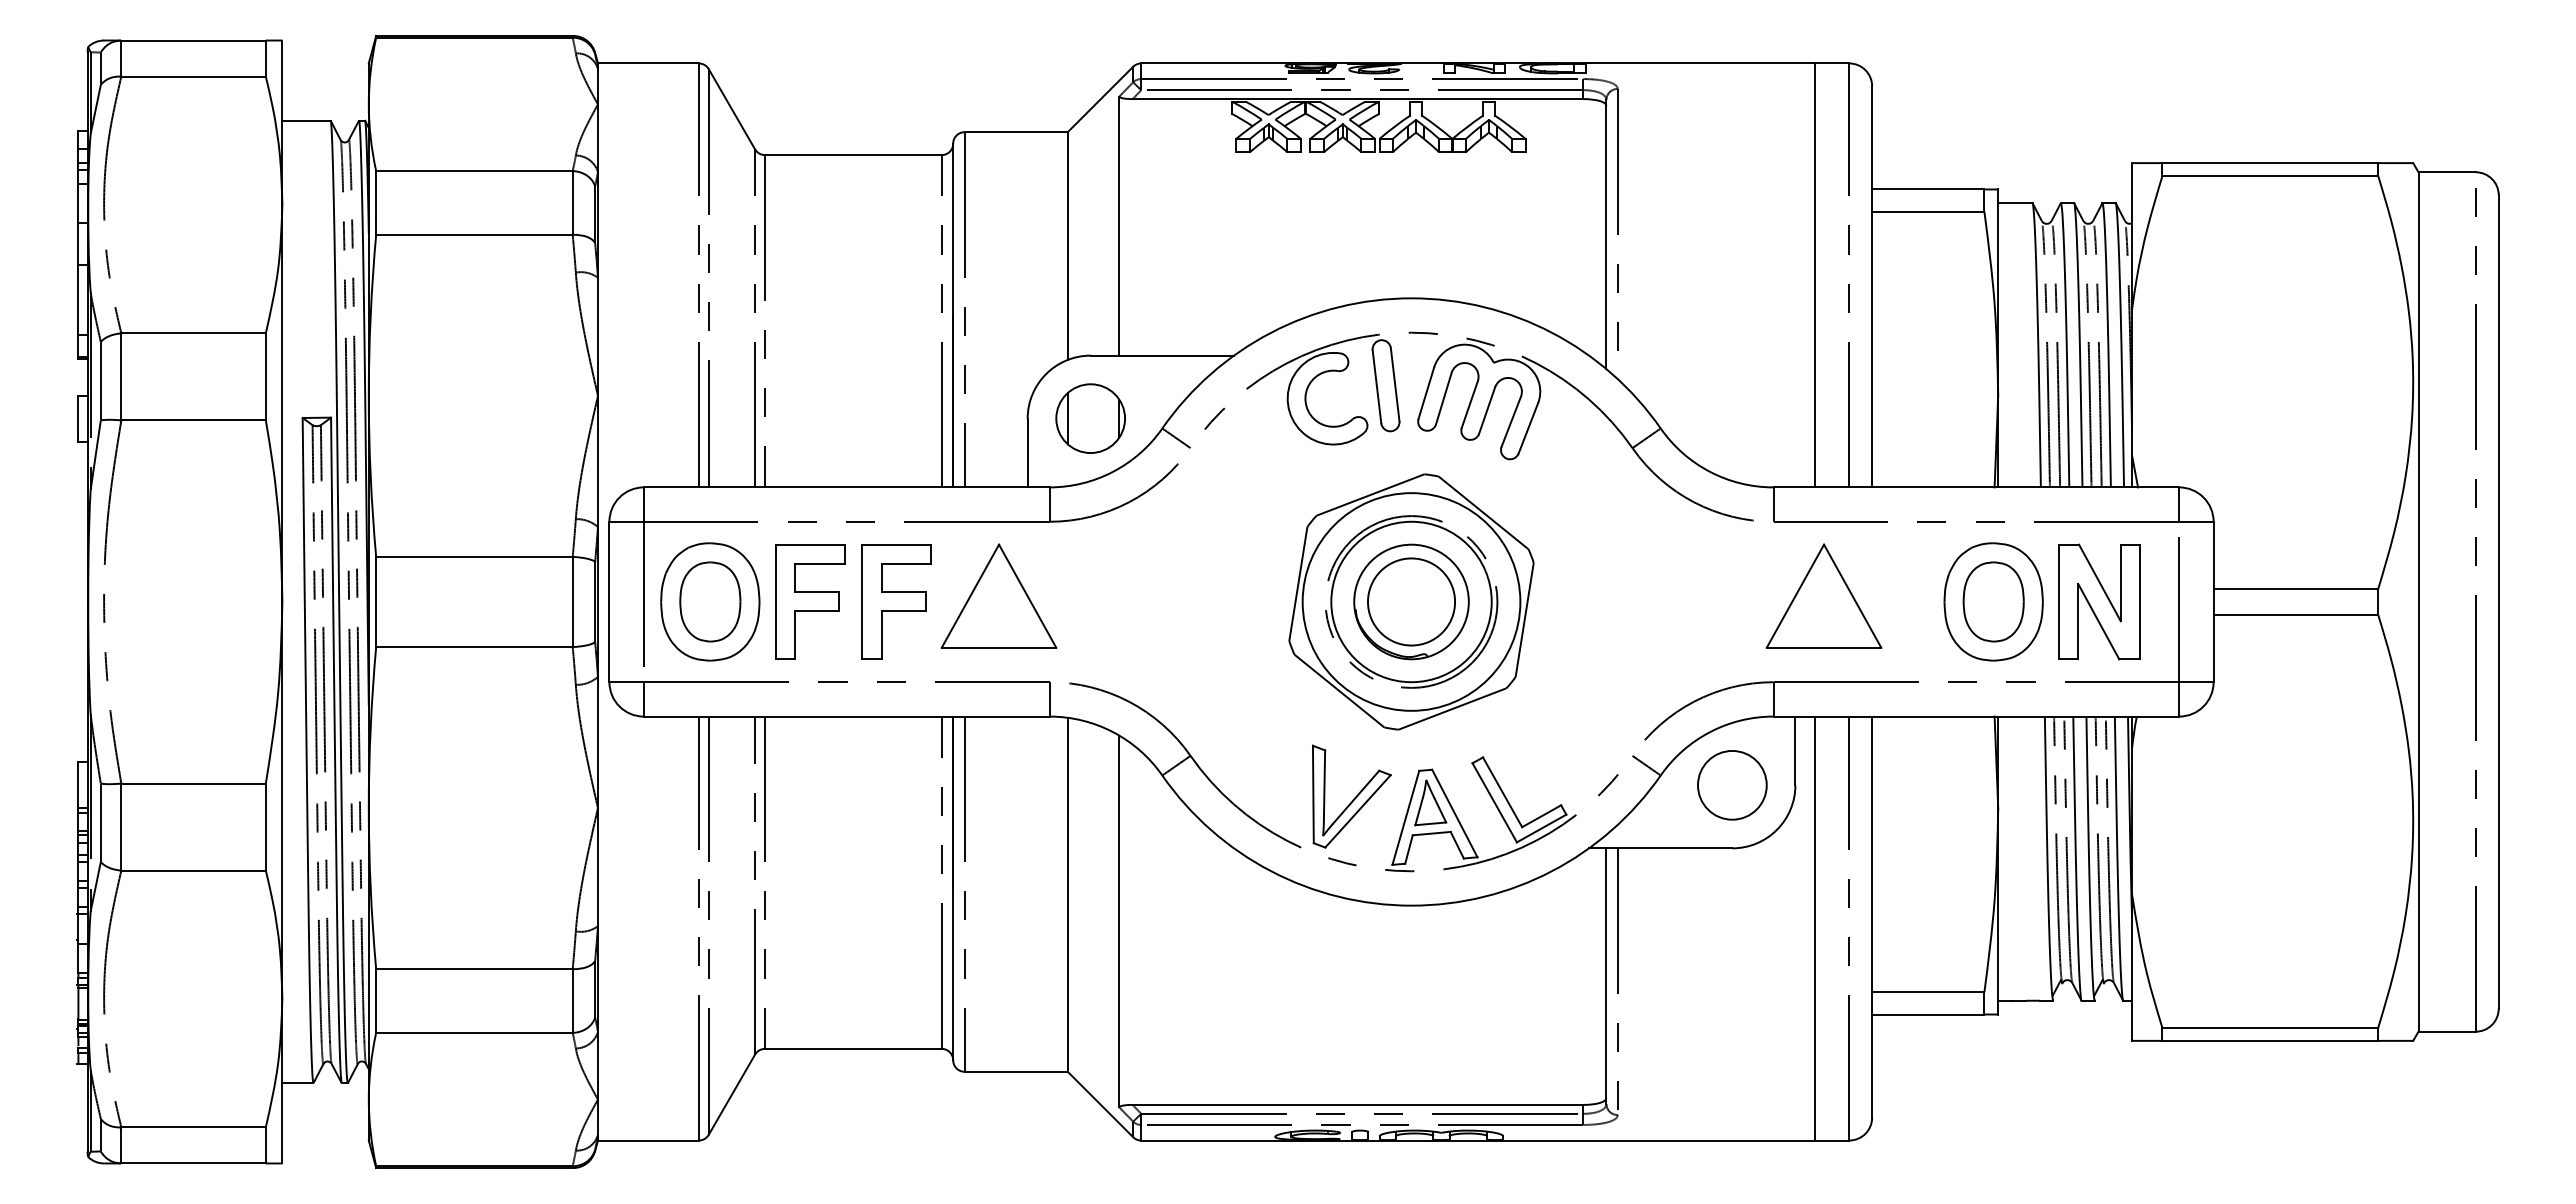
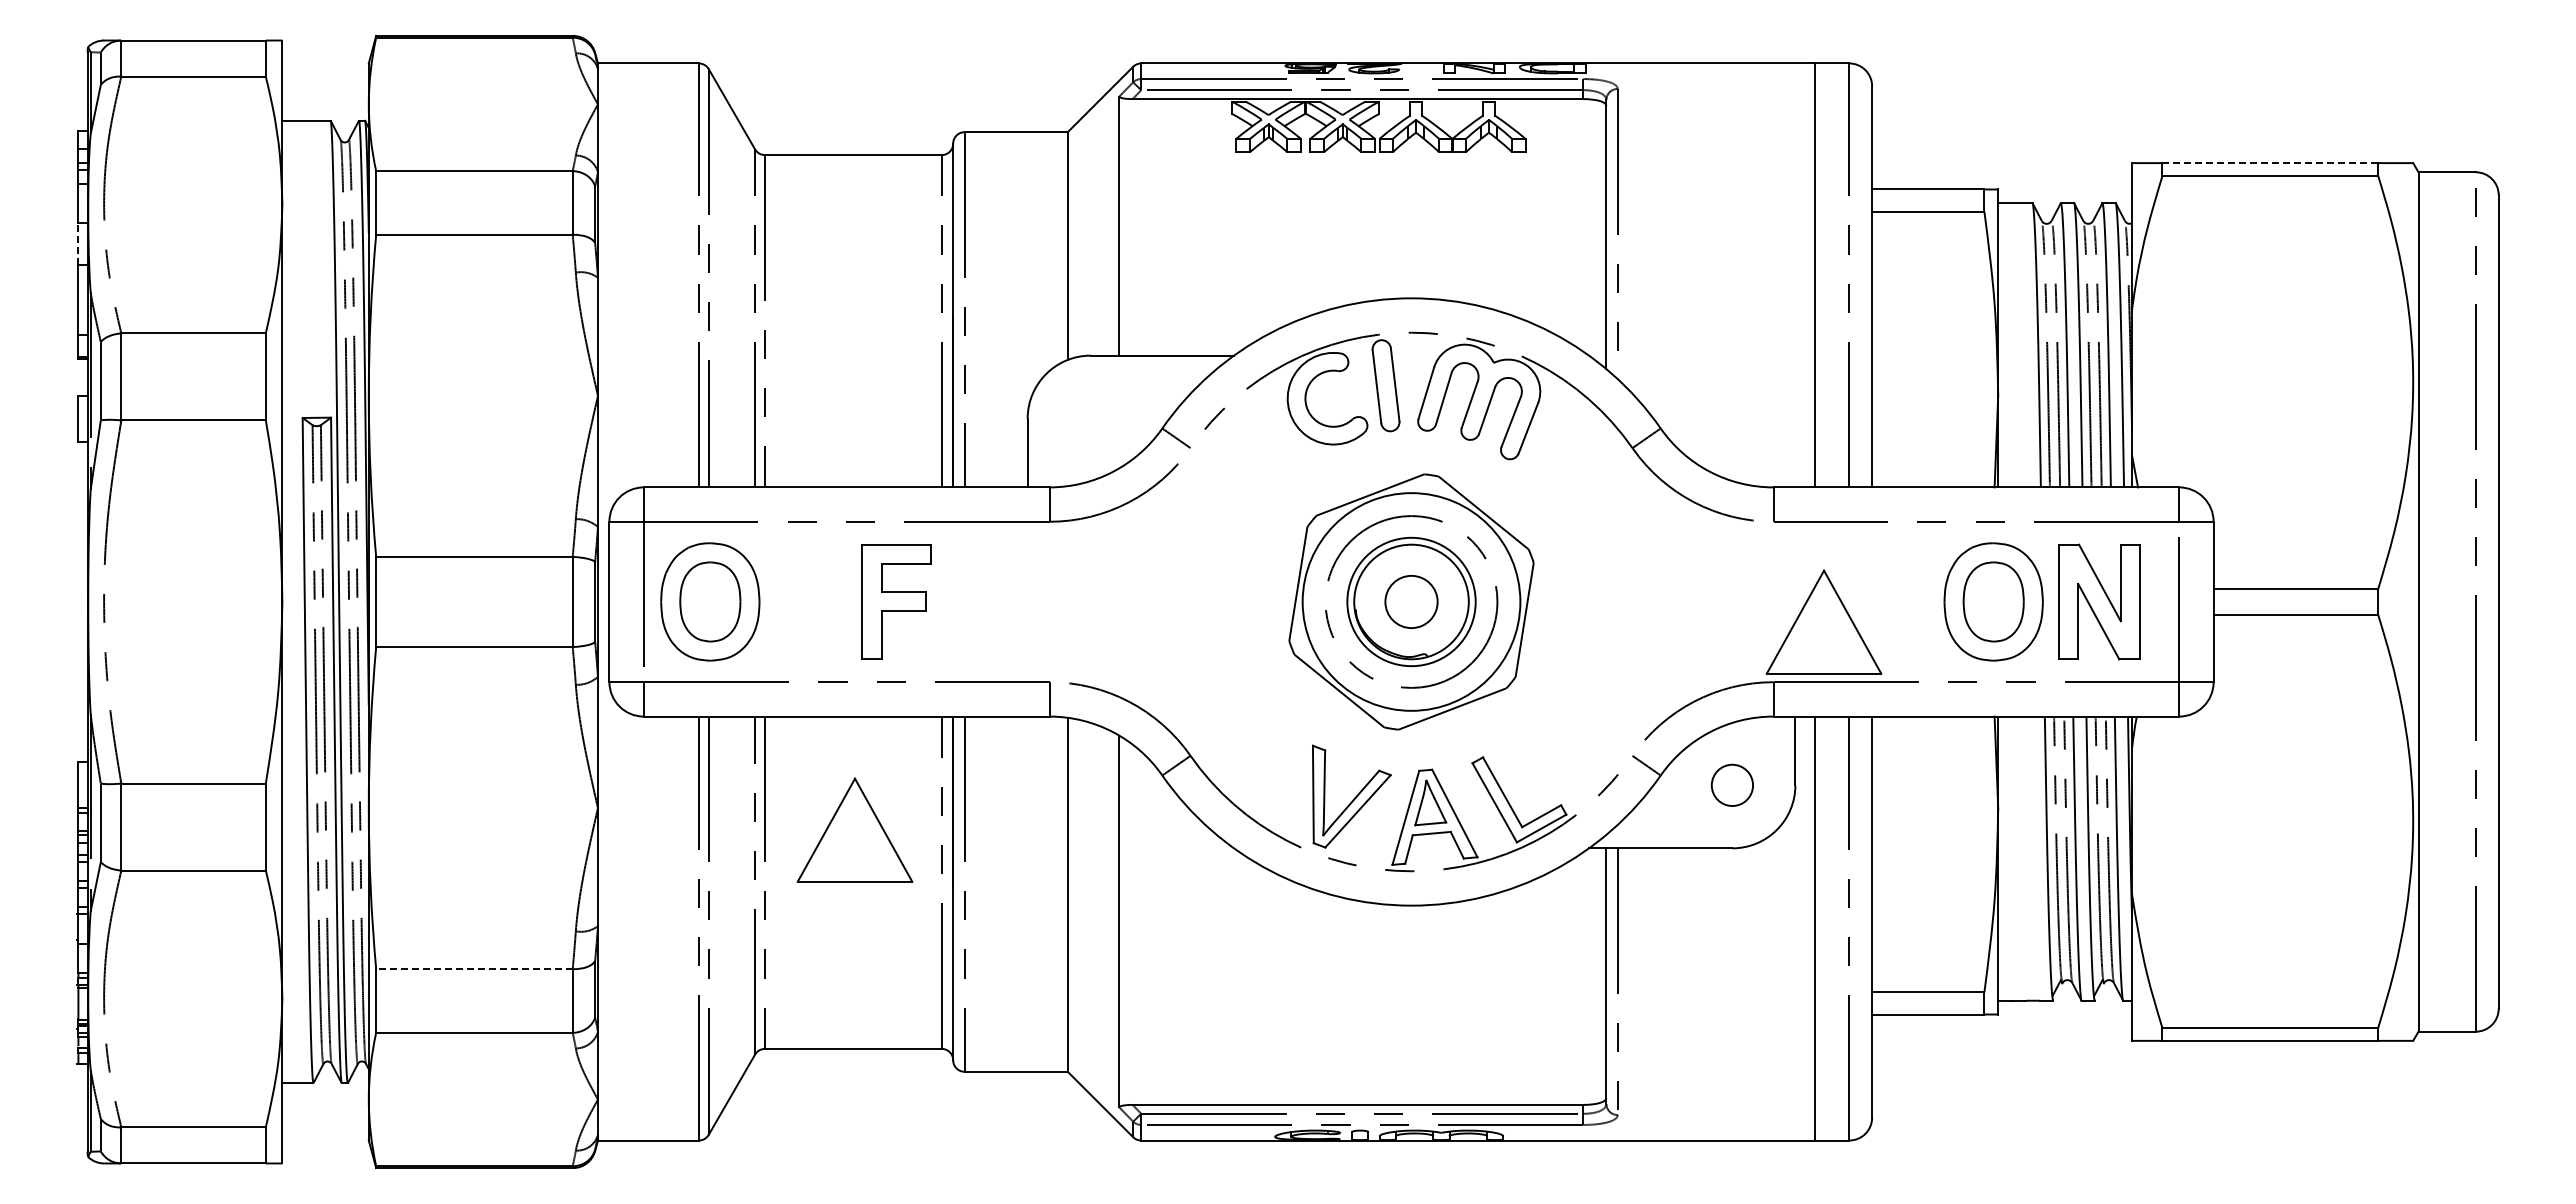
line: solid -> dashed (2270, 163)
line: solid -> dashed (78, 243)
part: present -> none (1090, 418)
part position: (998, 595) -> (854, 829) (854, 829)
part position: (1823, 595) -> (1823, 621) (1823, 621)
part: present -> none (810, 601)
circle diameter: 160 px -> 128 px (1411, 601)
circle diameter: 87 px -> 52 px (1411, 601)
circle size: 71x71 px -> 44x44 px (1731, 784)
line: solid -> dashed (473, 969)
